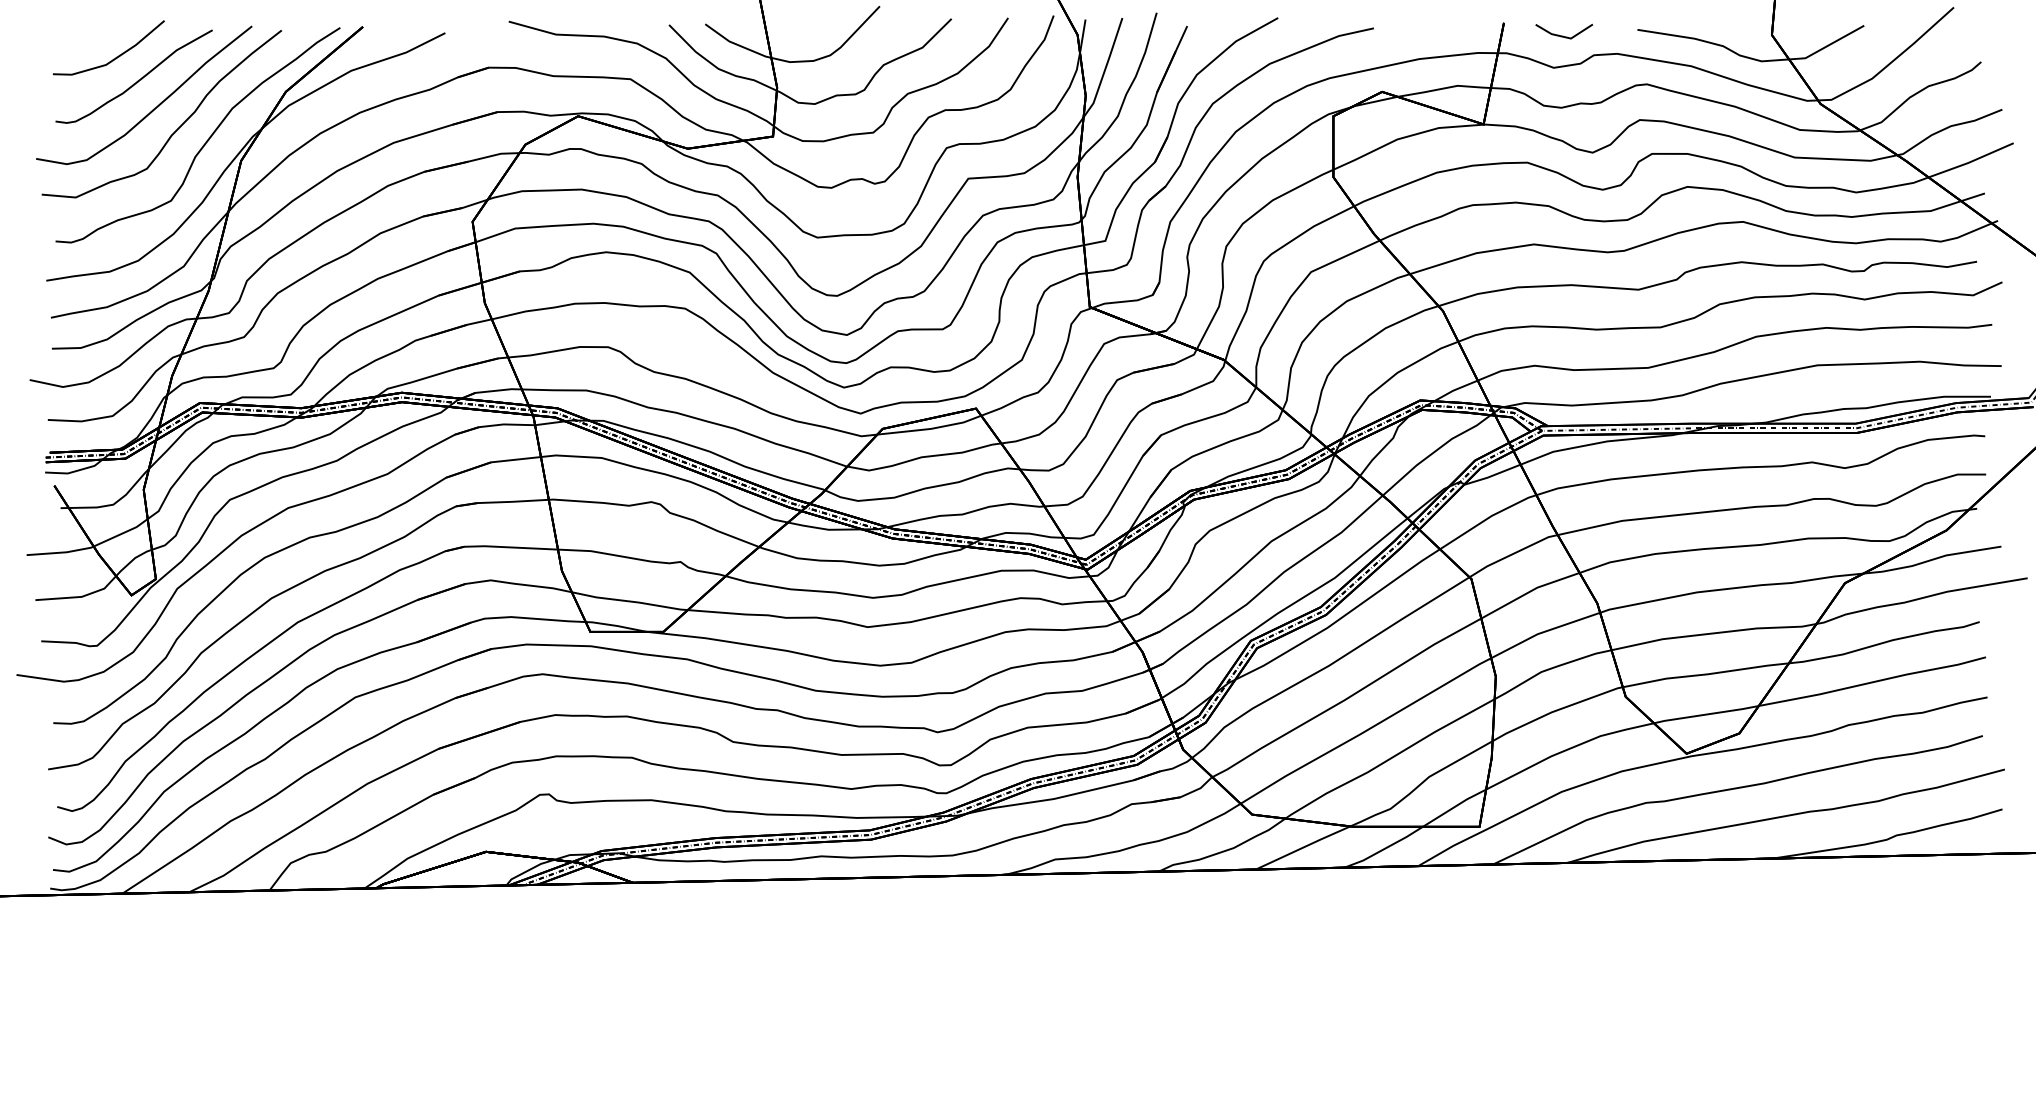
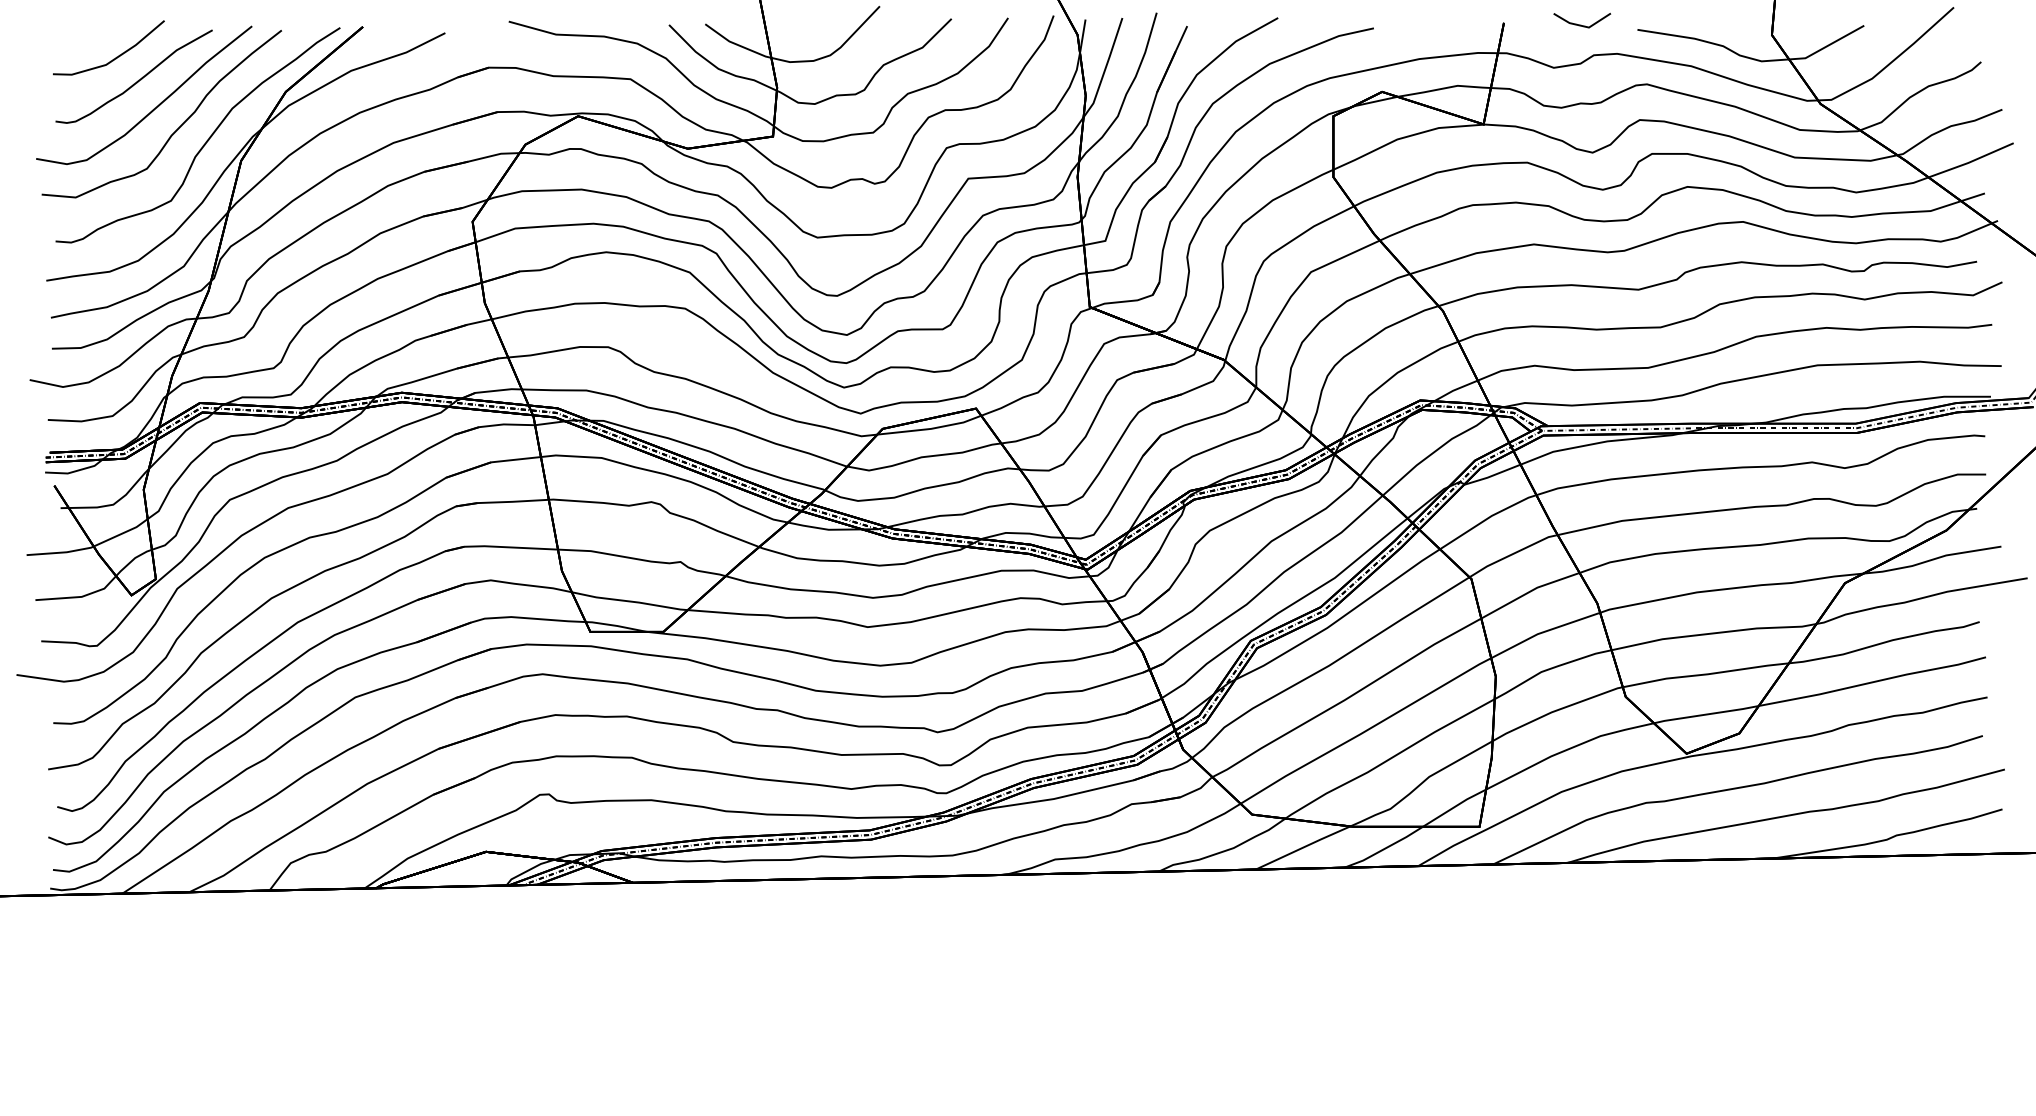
line position: (1563, 35) -> (1581, 24) (1581, 24)
